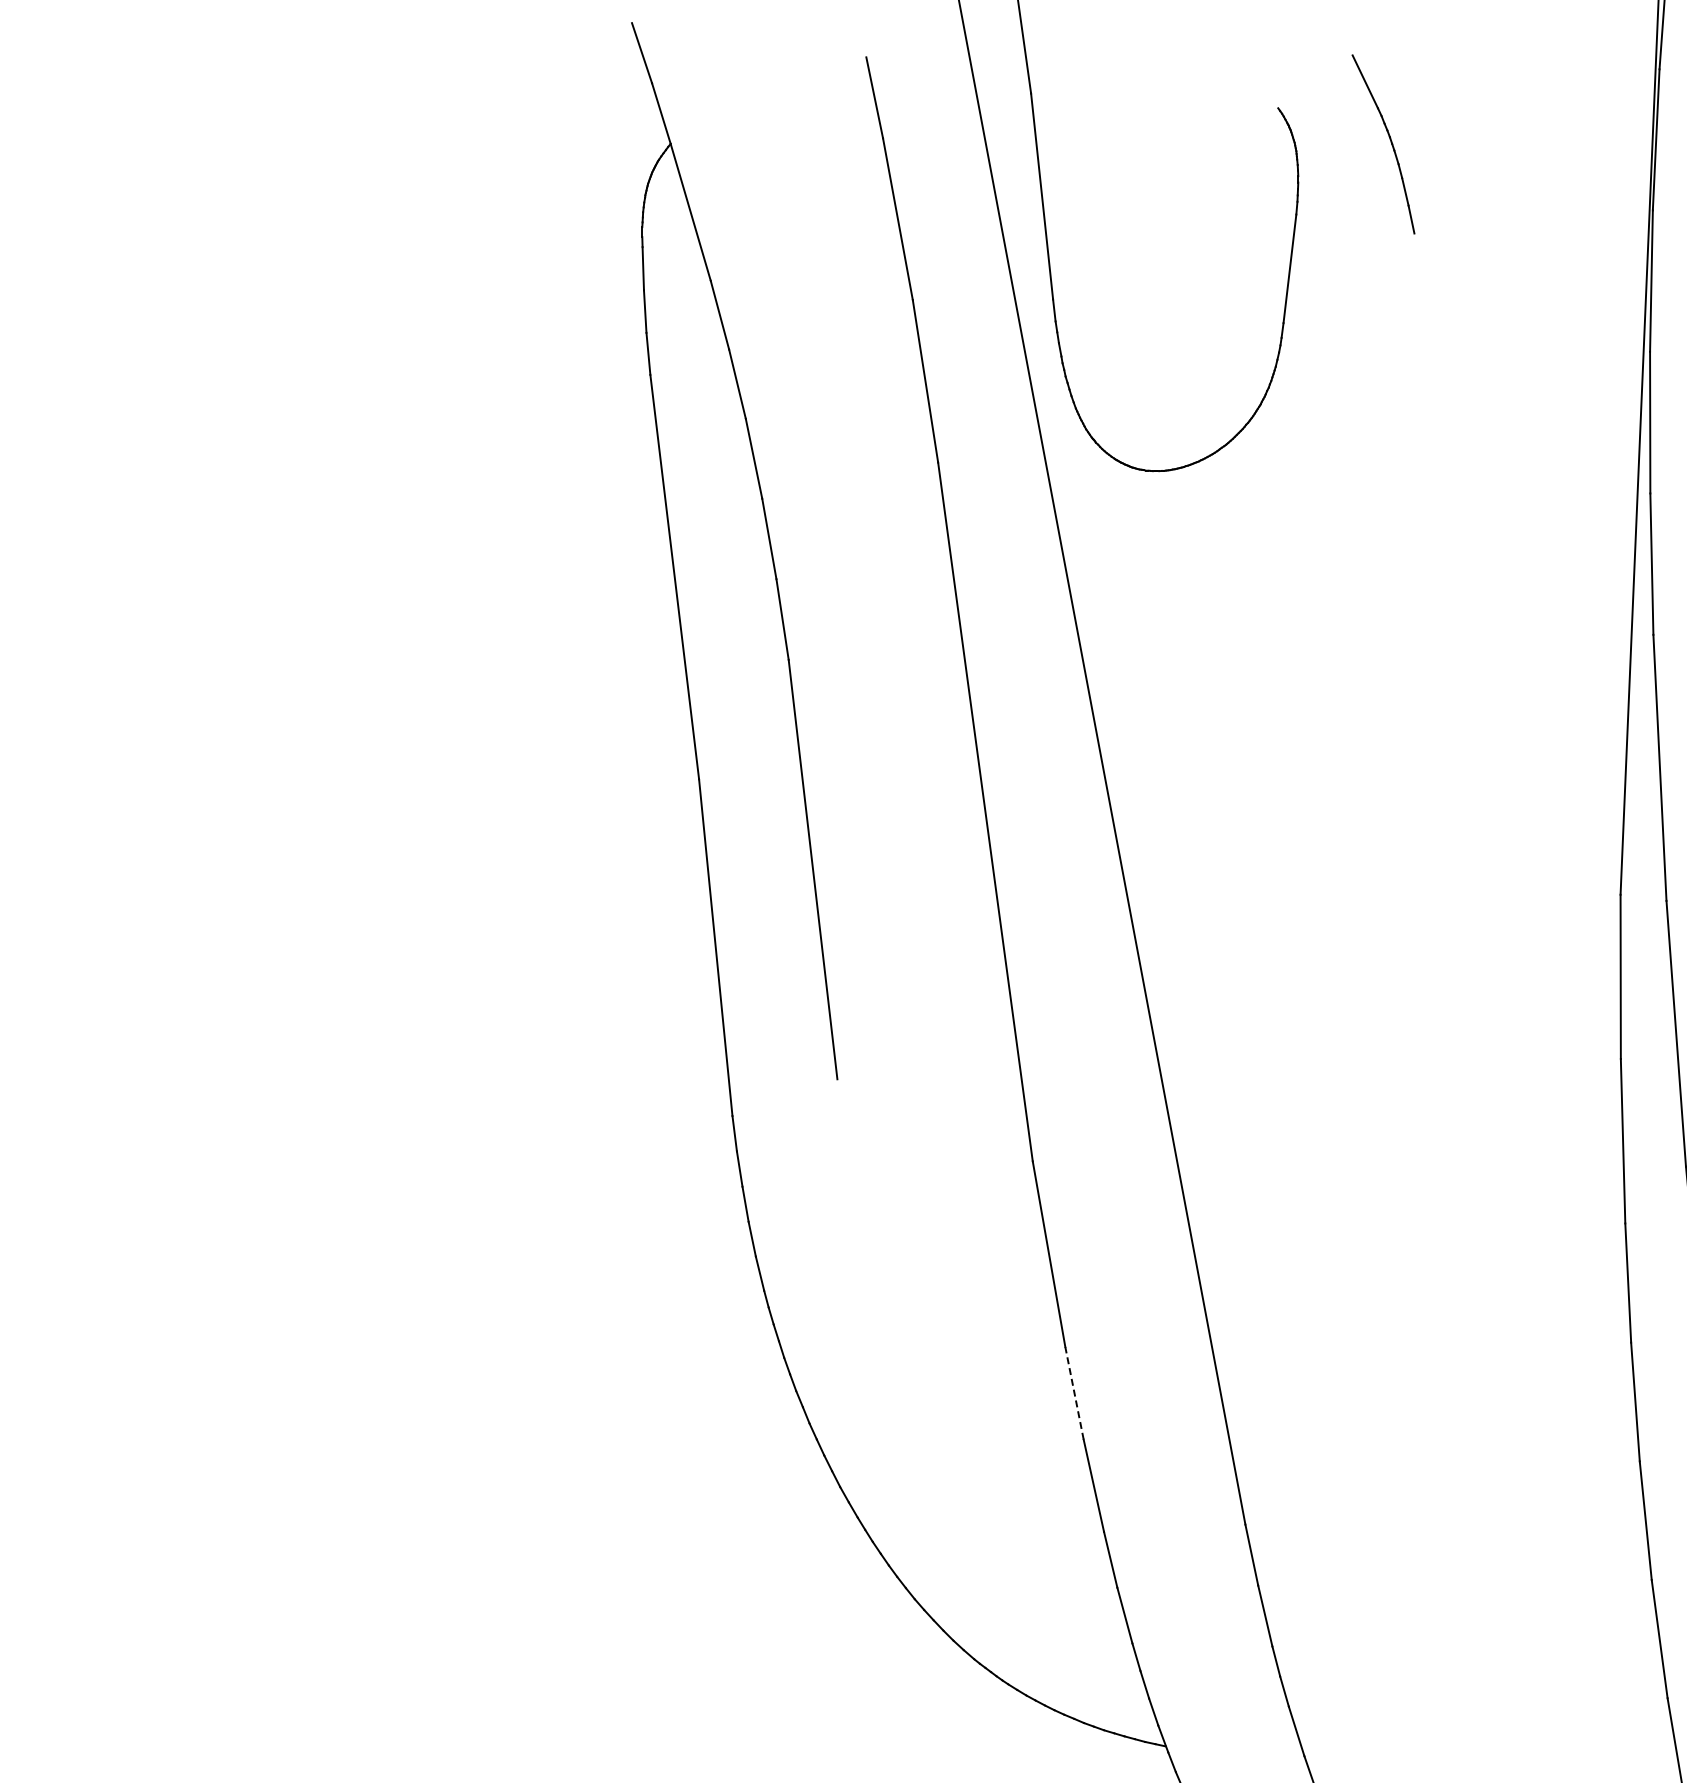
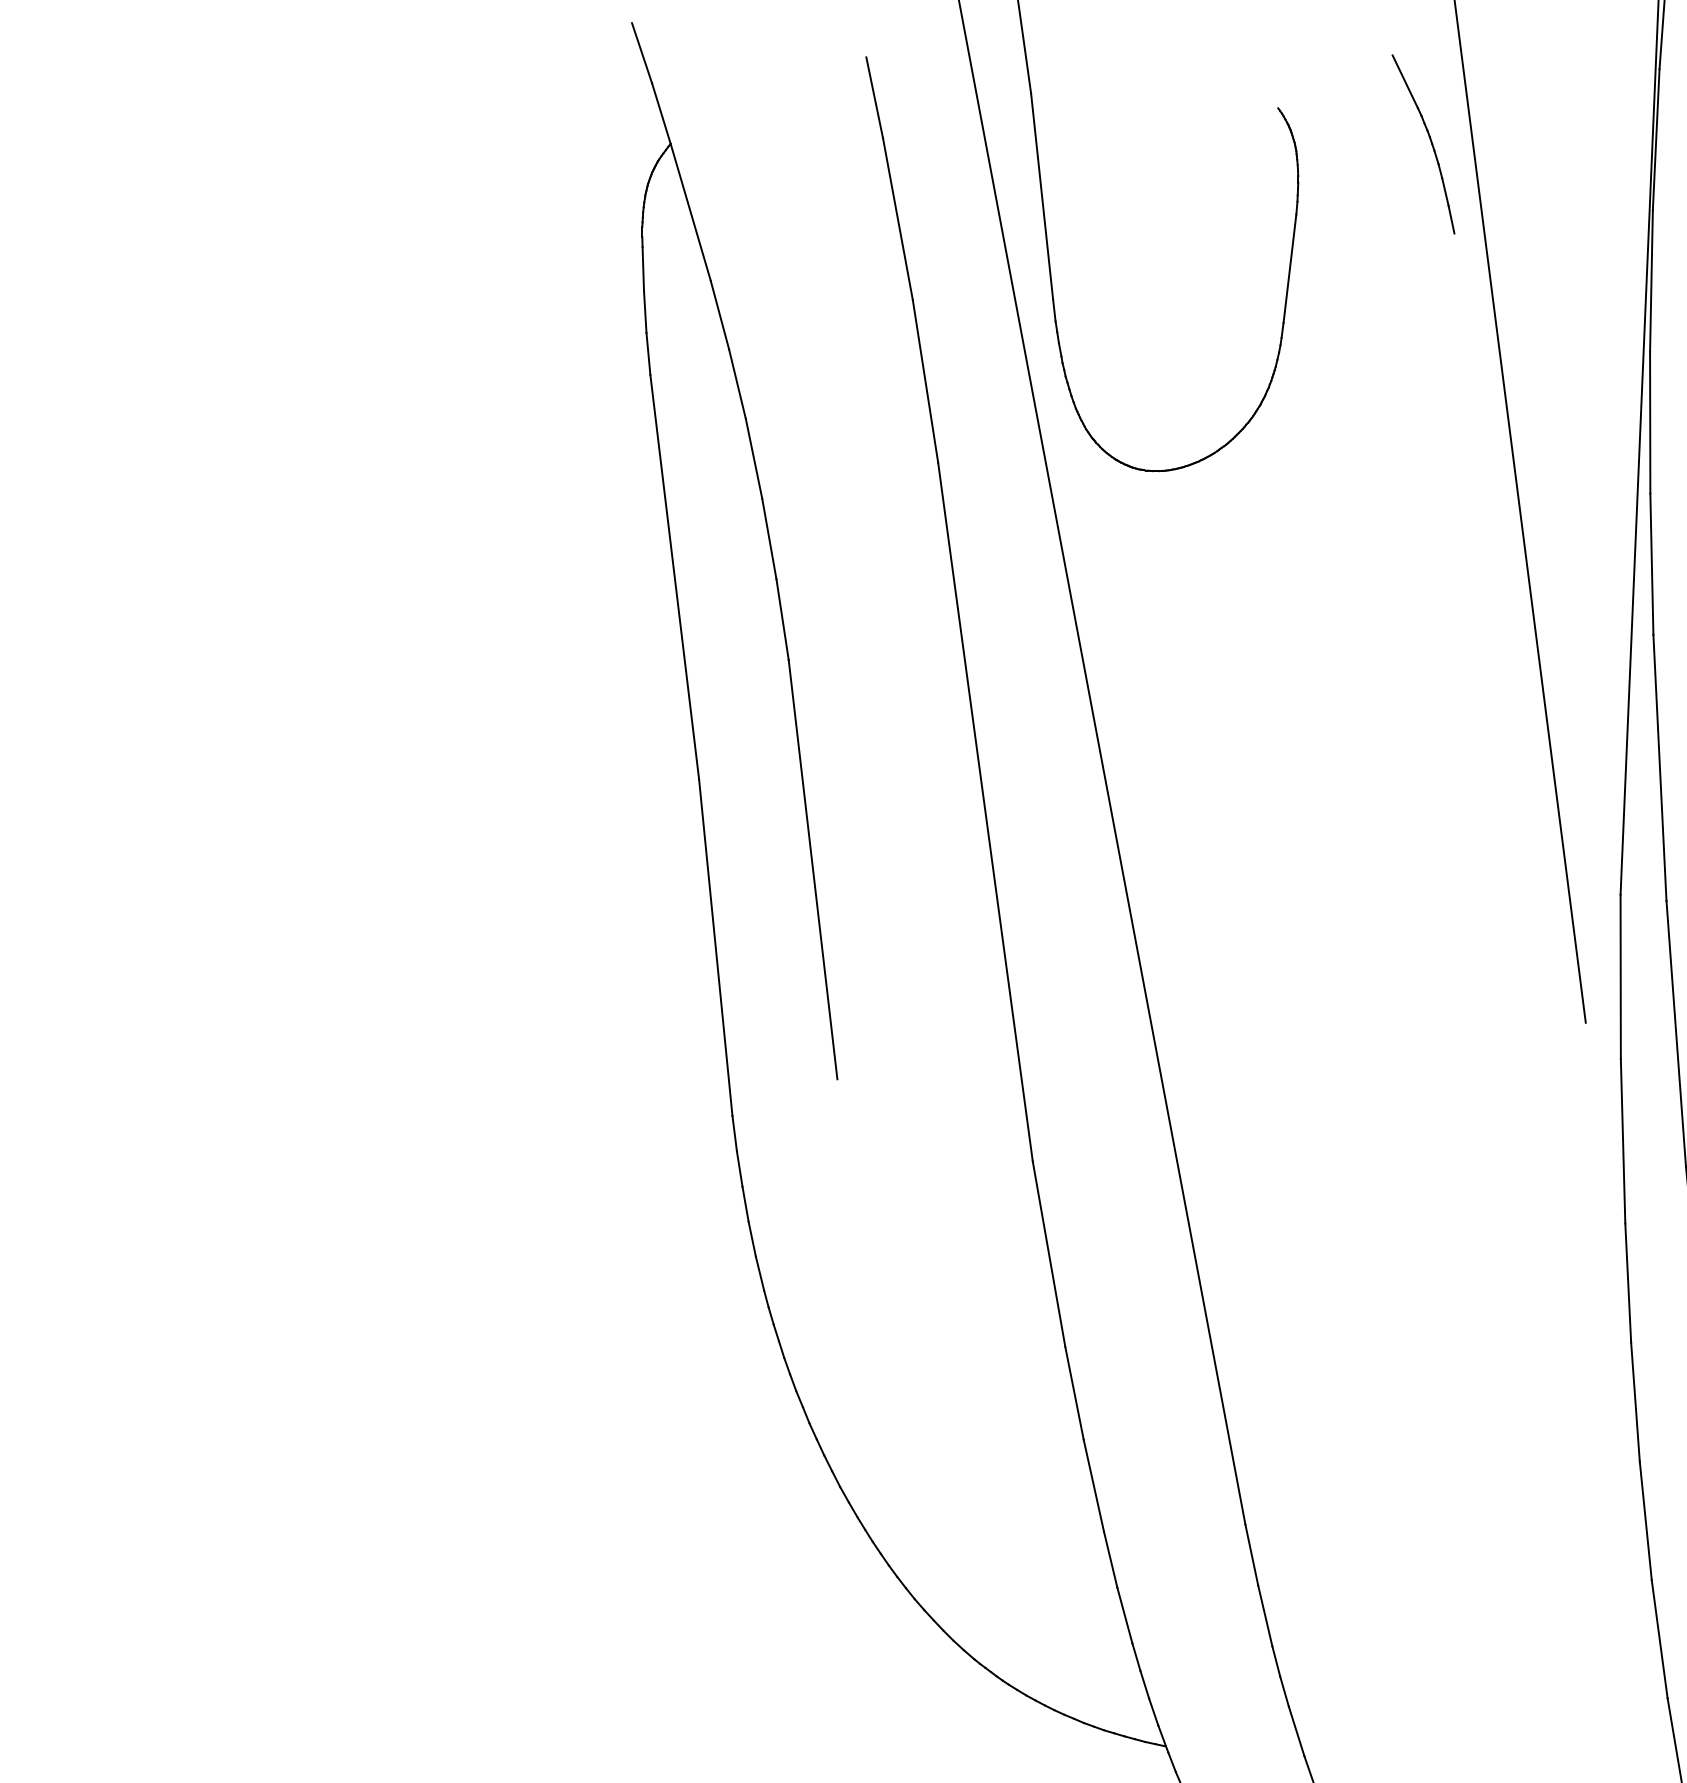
part position: (1390, 142) -> (1430, 142) (1430, 142)
line: none -> present (1519, 512)
line: dashed -> solid (1074, 1392)
